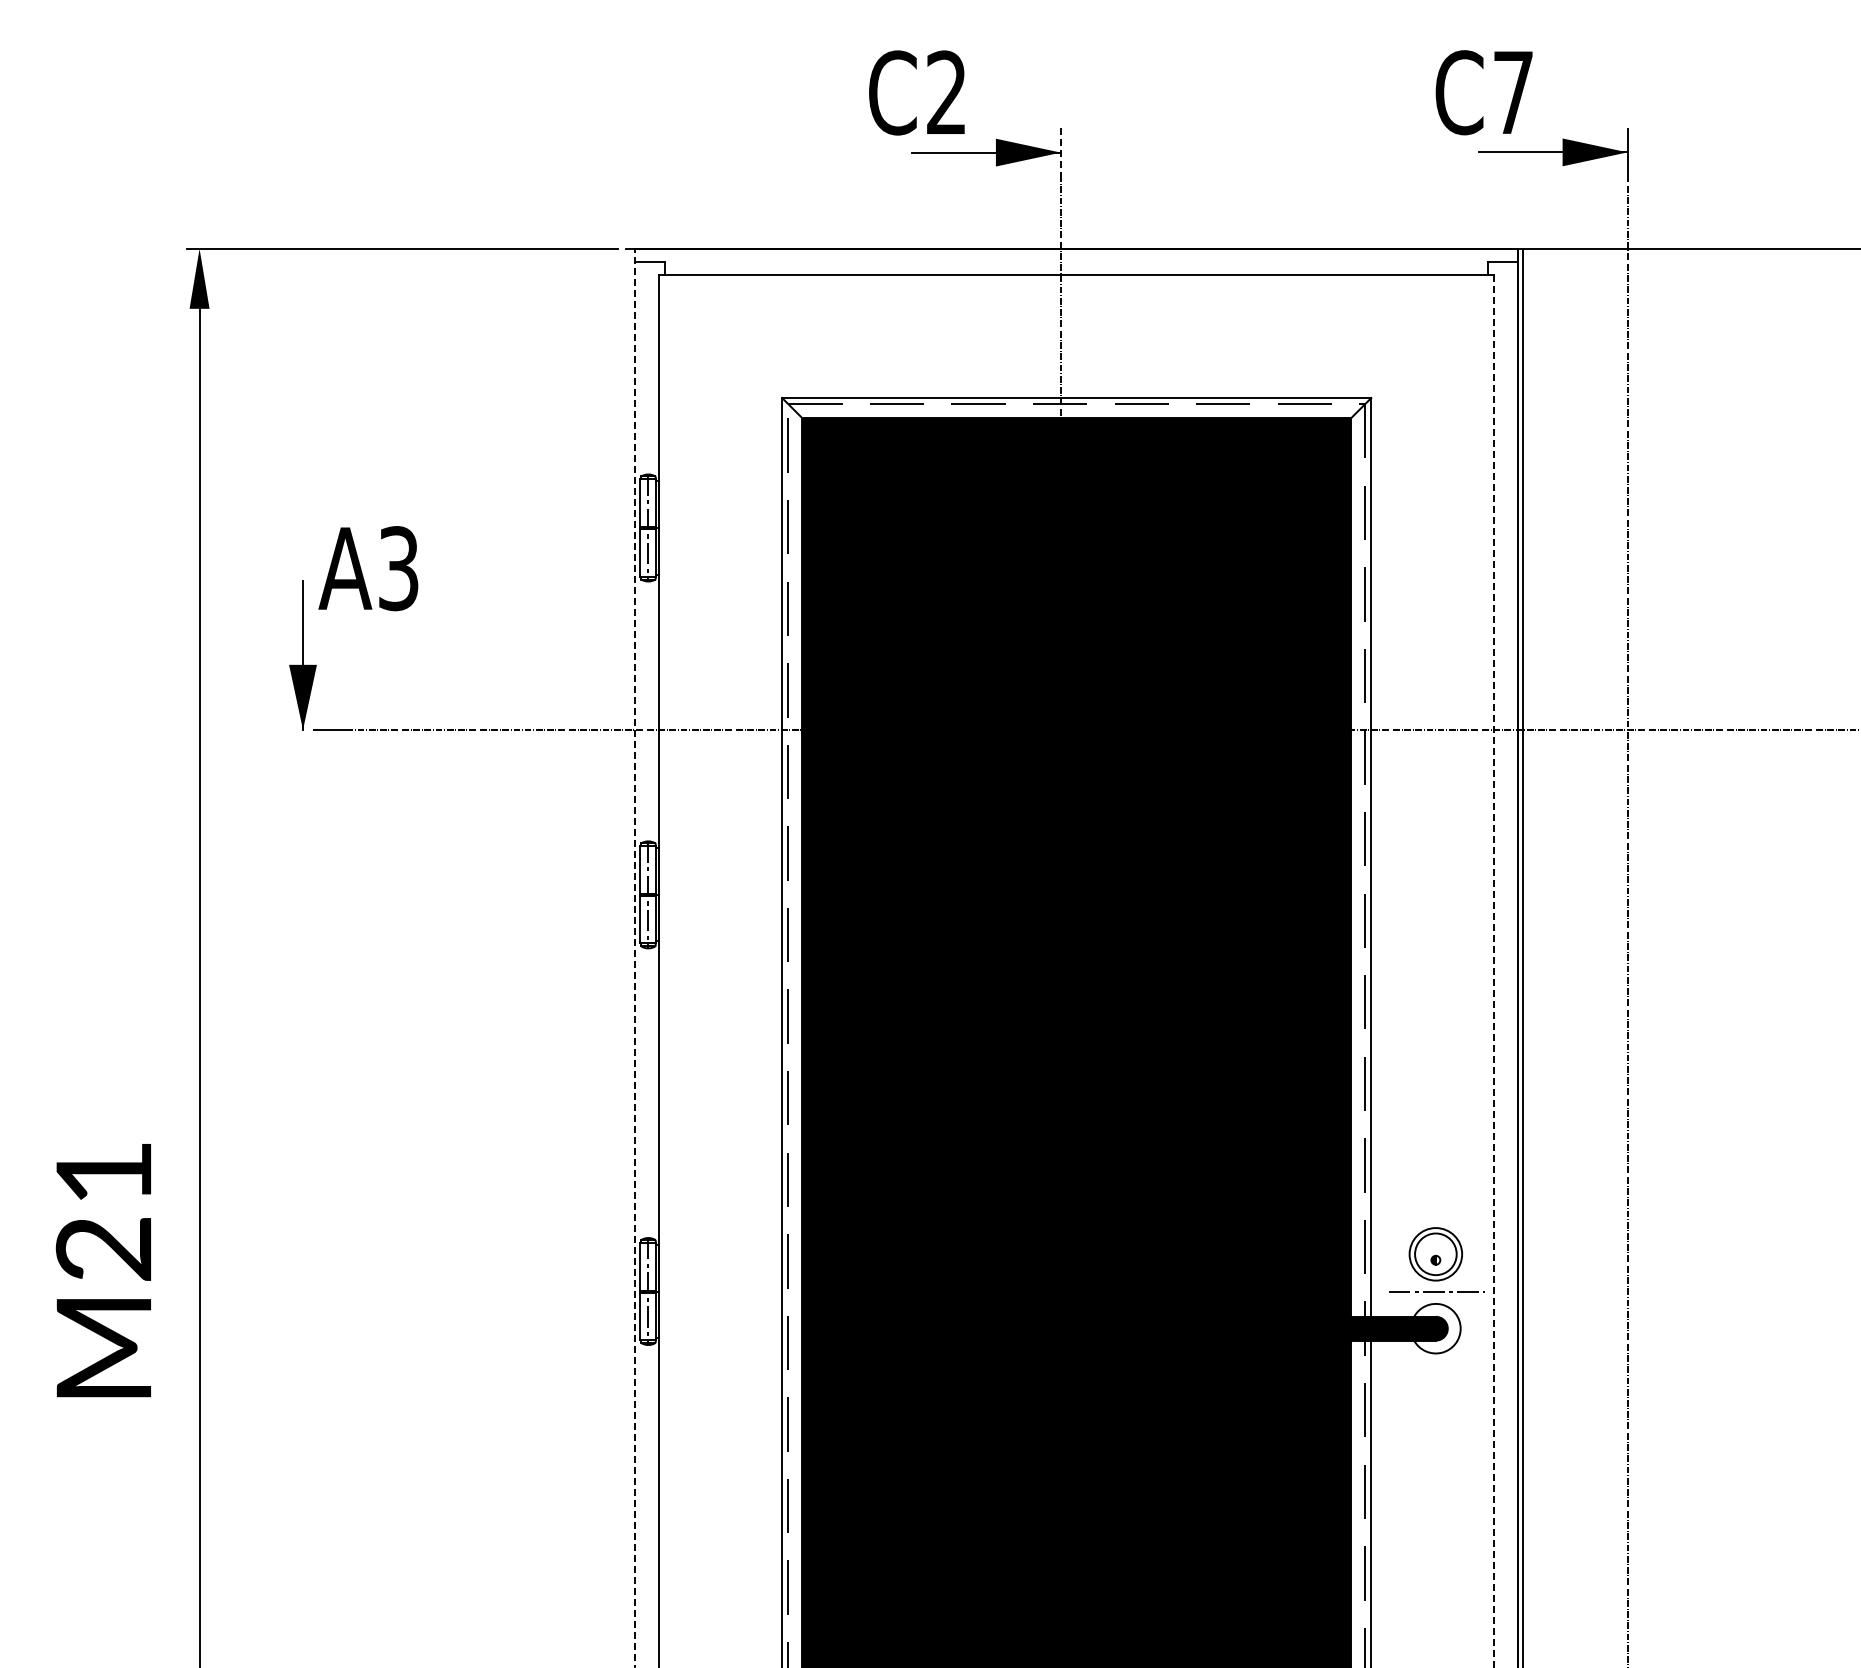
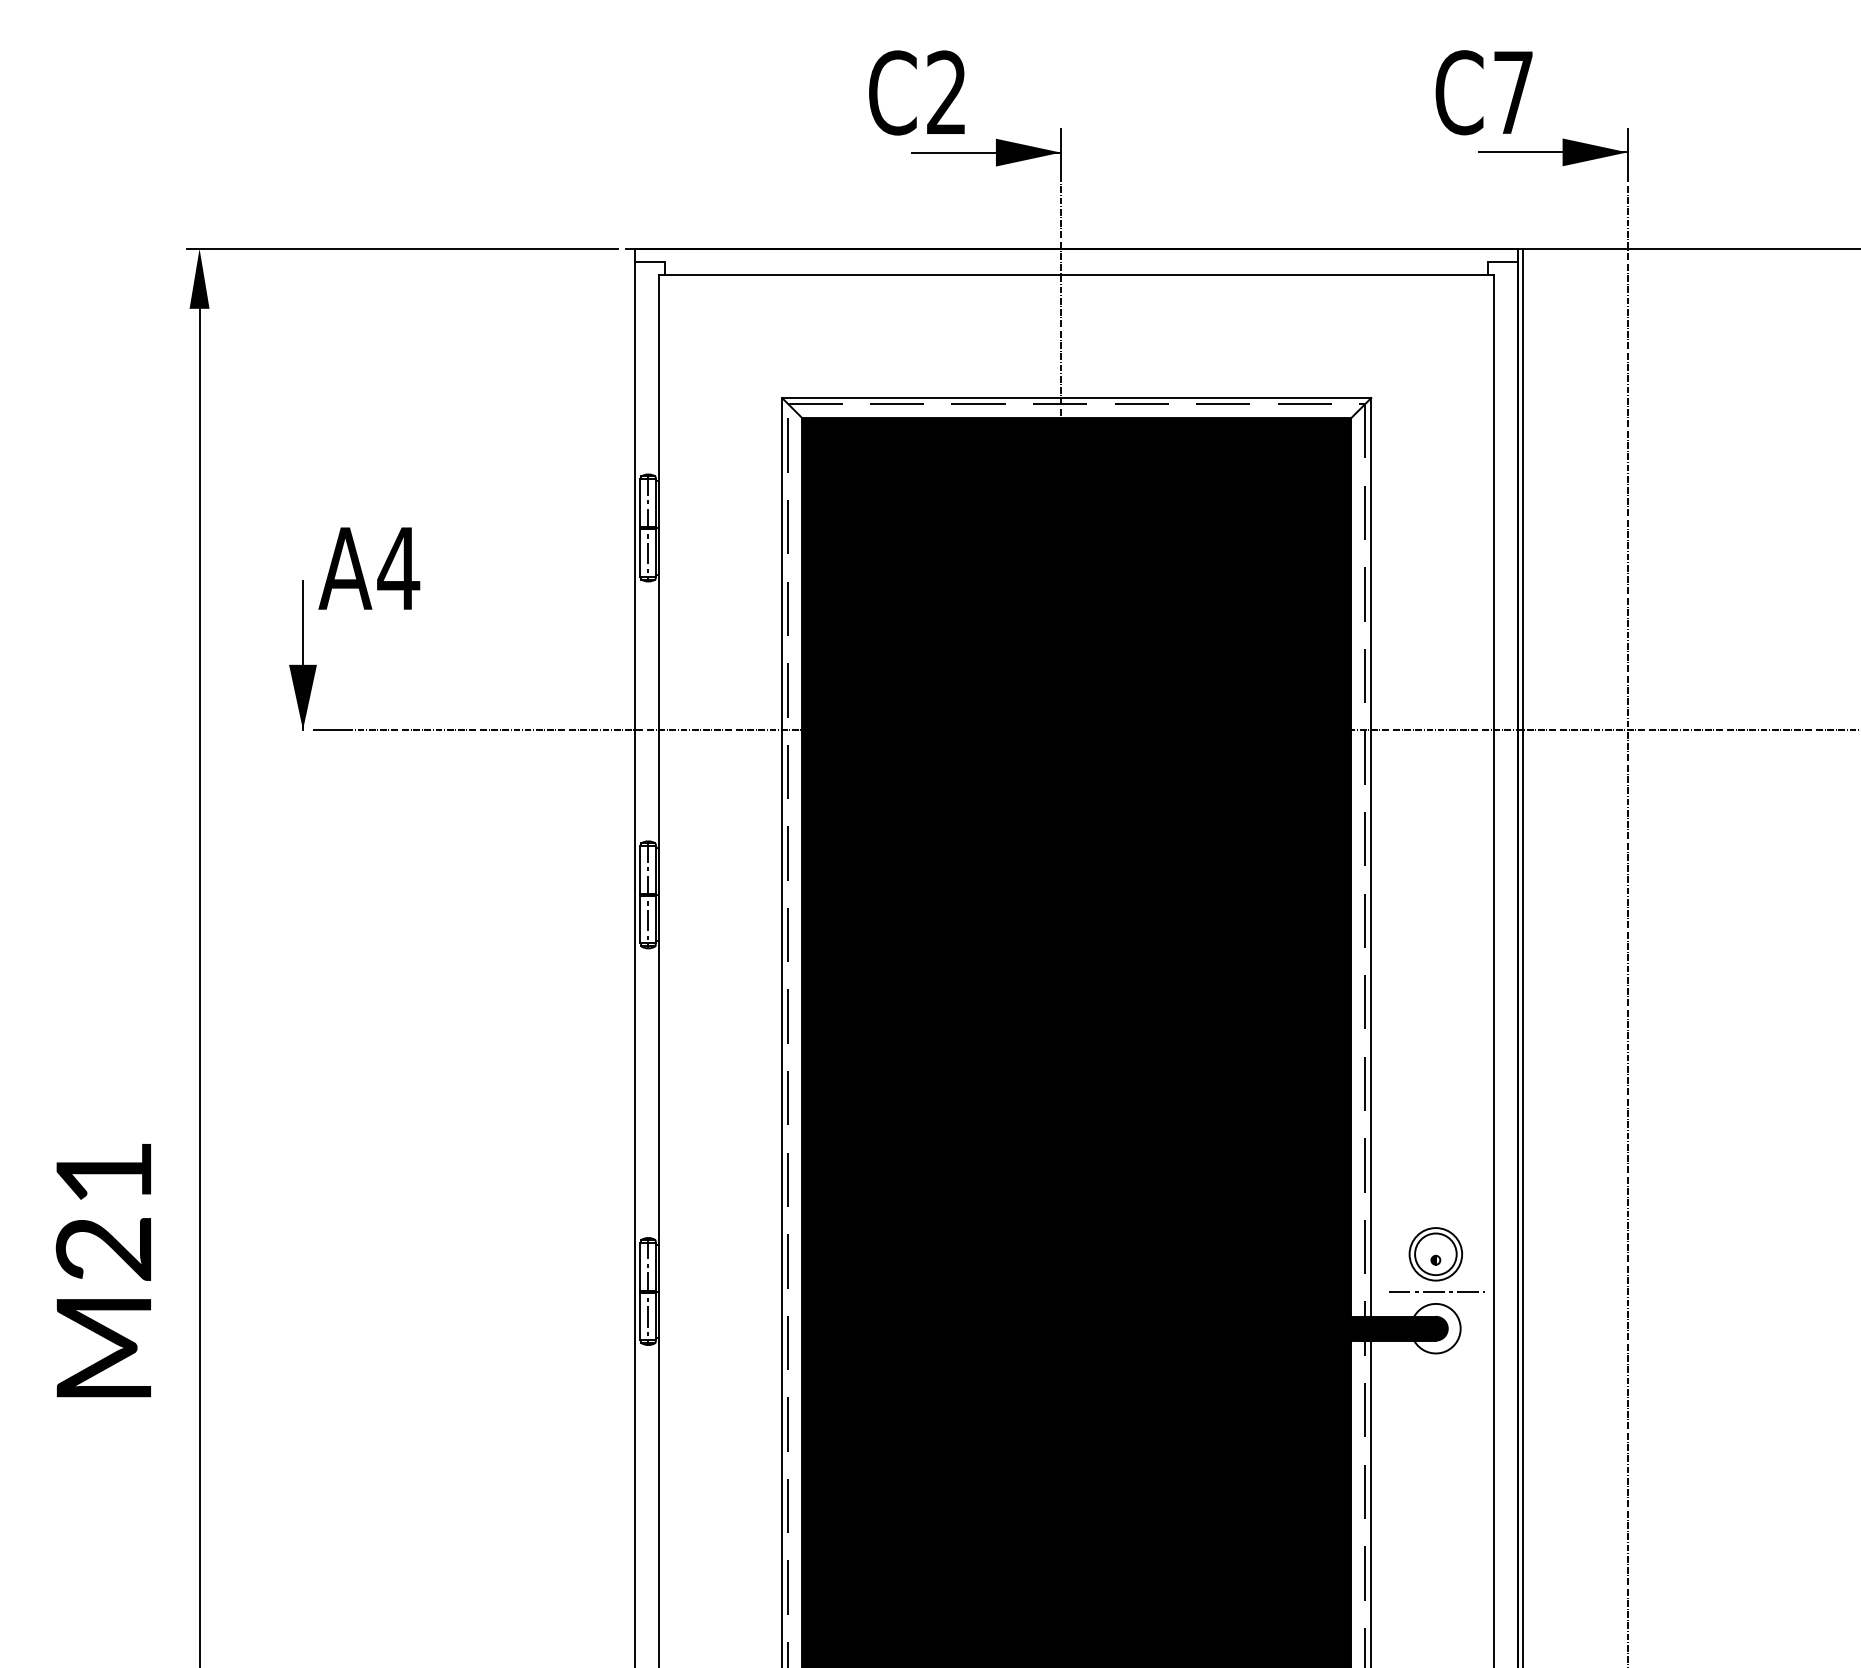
line: dashed -> solid (1060, 152)
text: A3 -> A4 (398, 568)
line: dashed -> solid (635, 957)
line: dashed -> solid (1494, 972)
